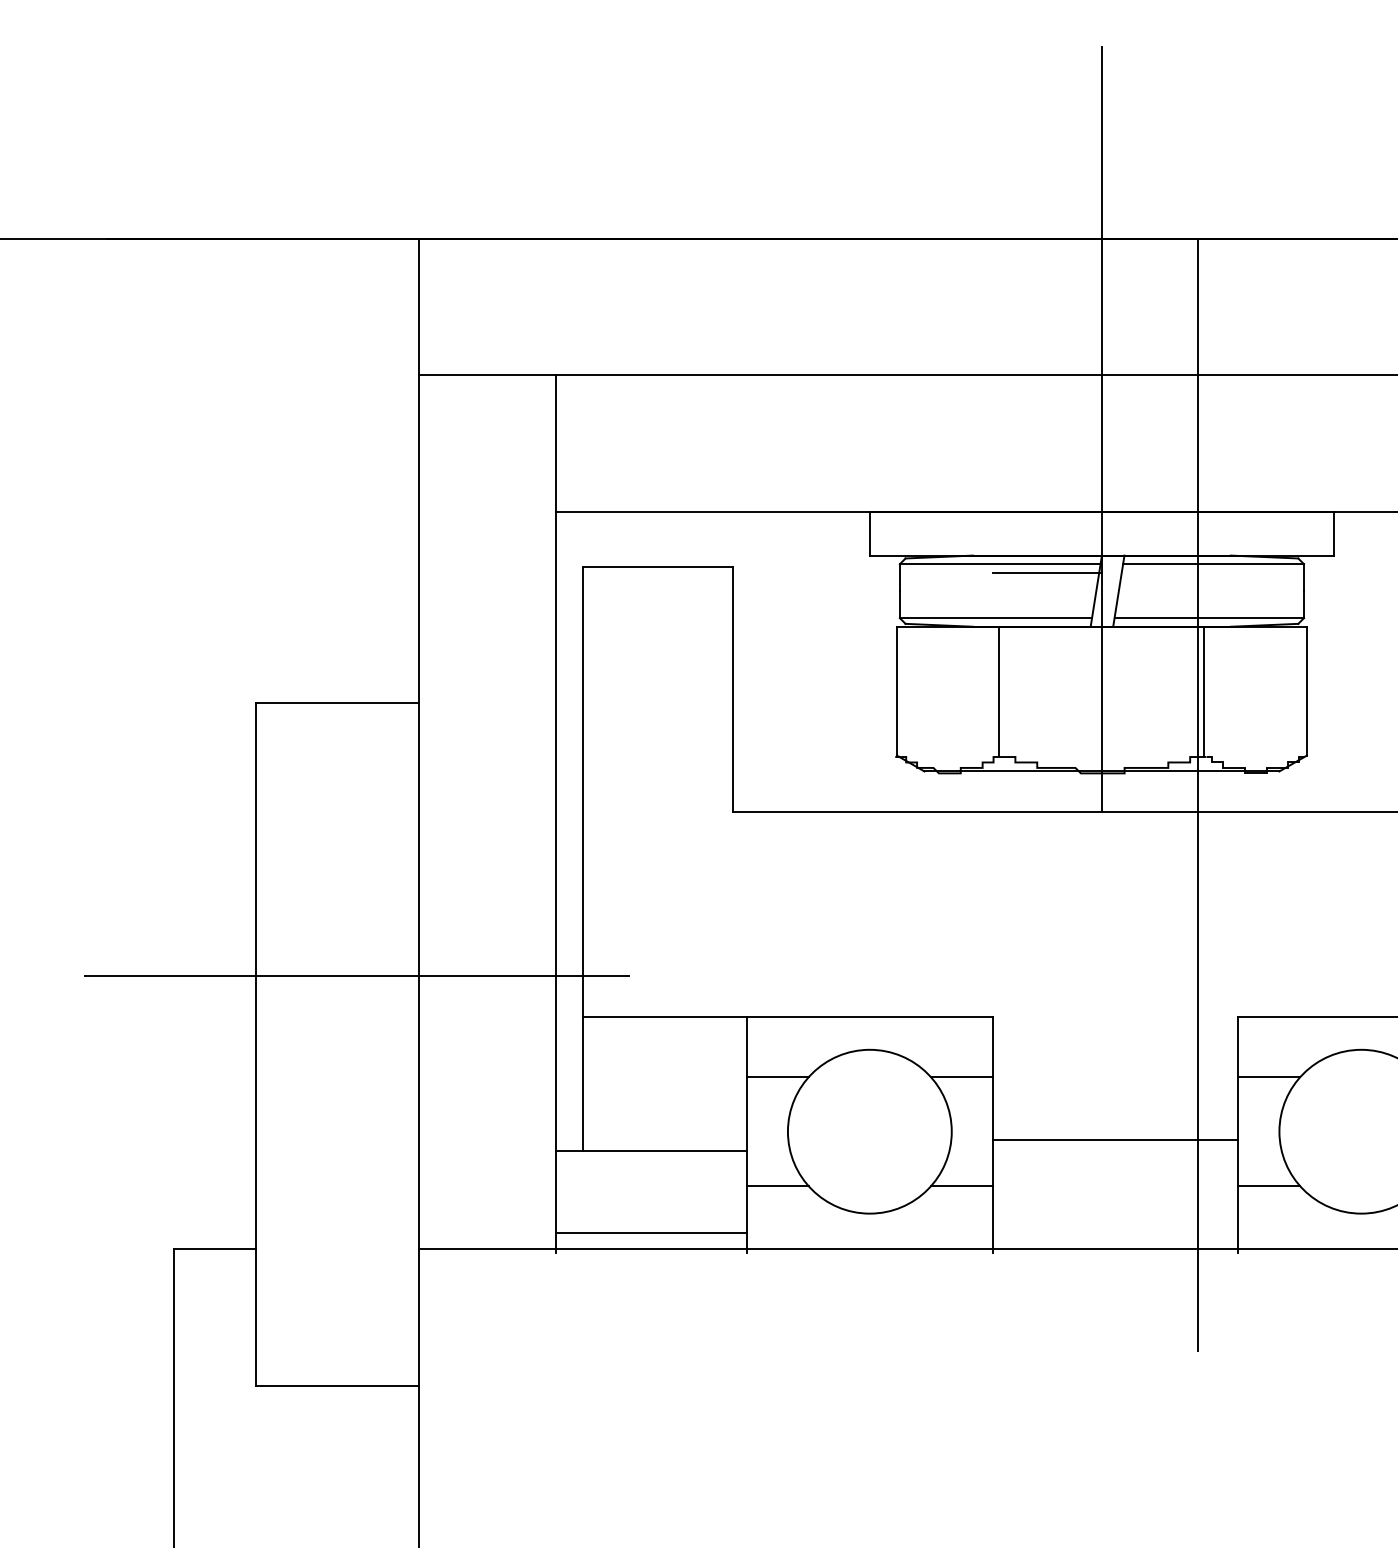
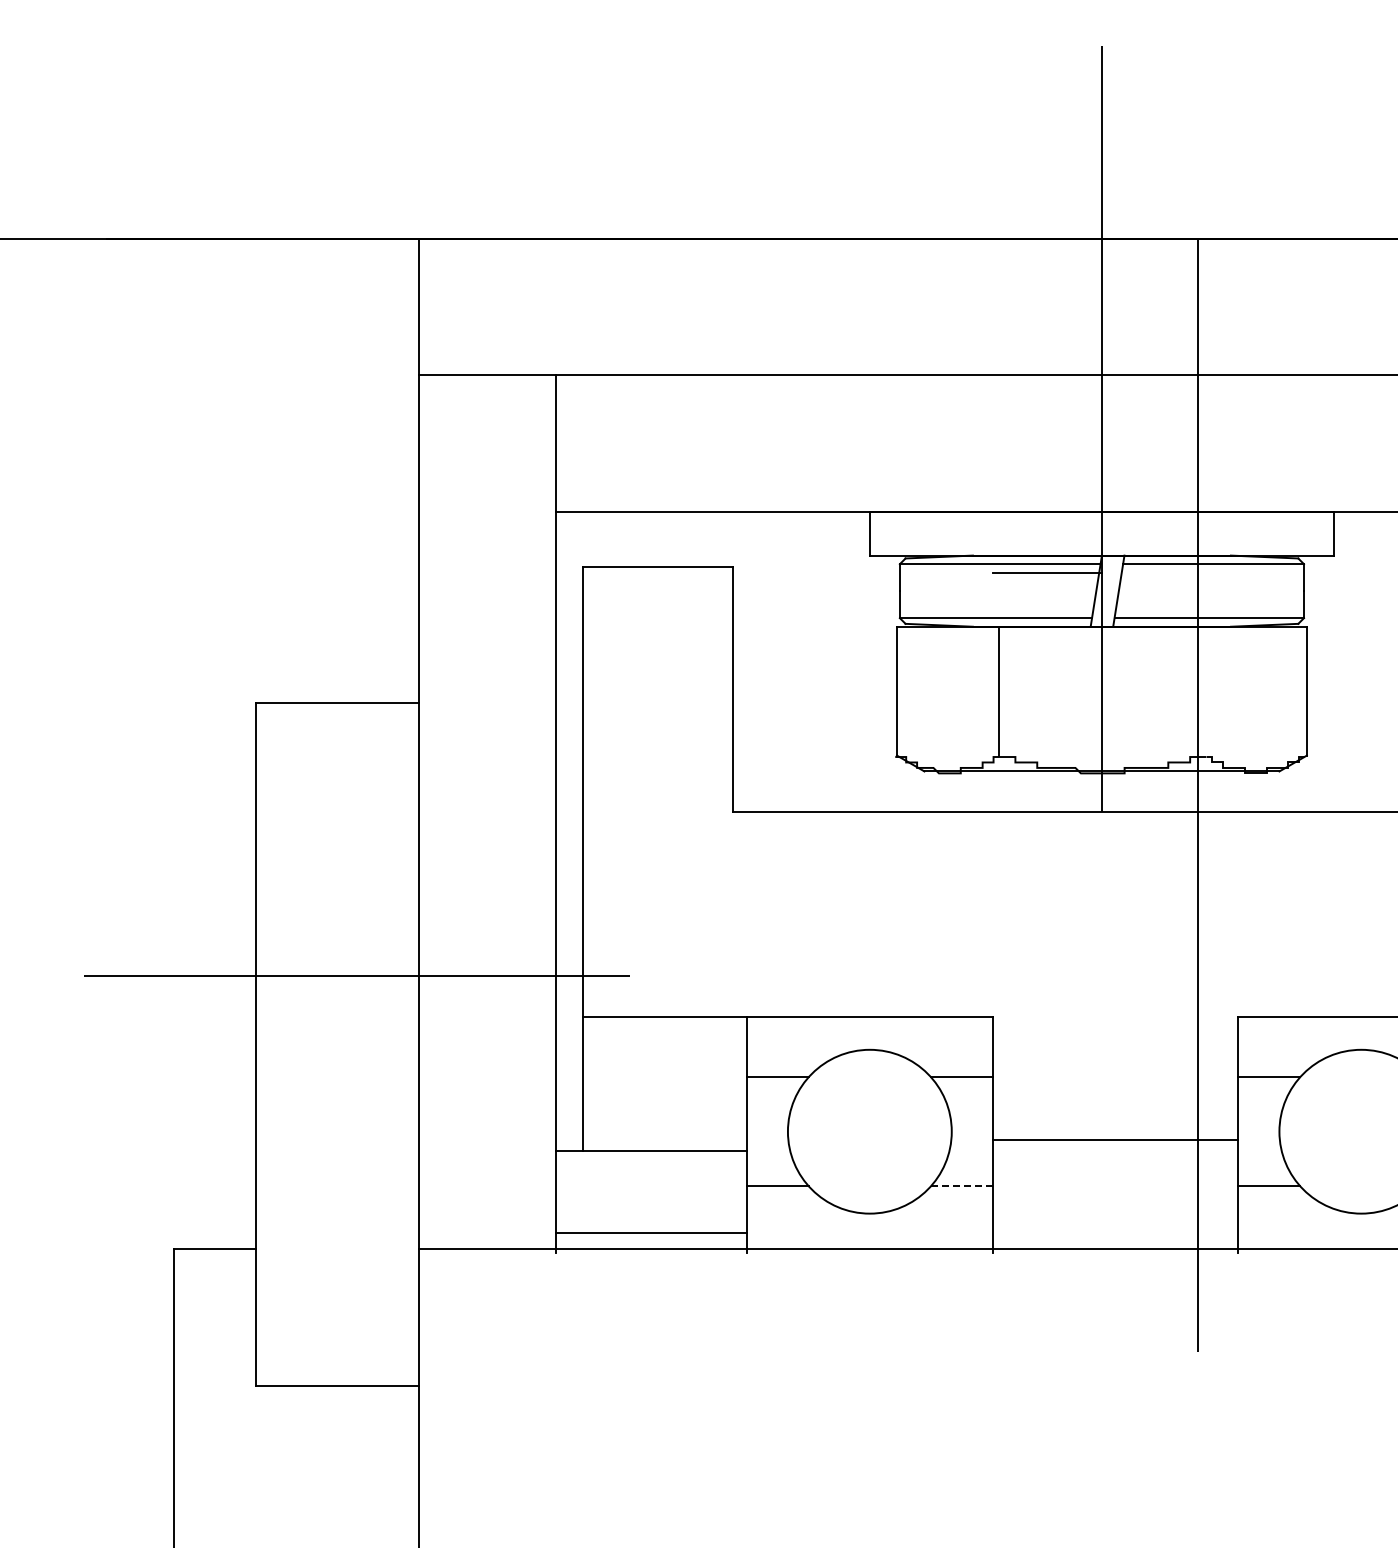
line: present -> none (1204, 690)
line: solid -> dashed (961, 1186)
